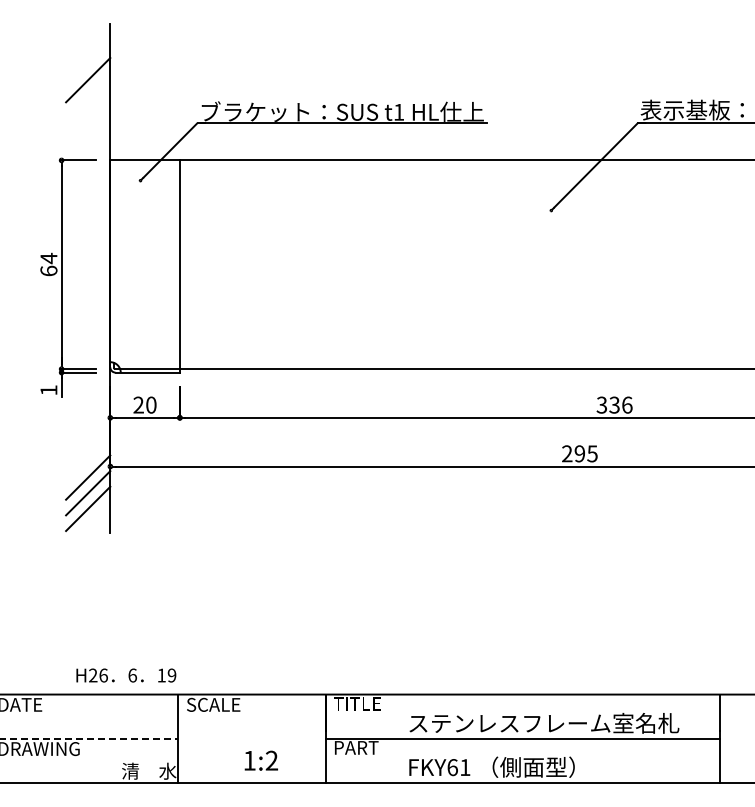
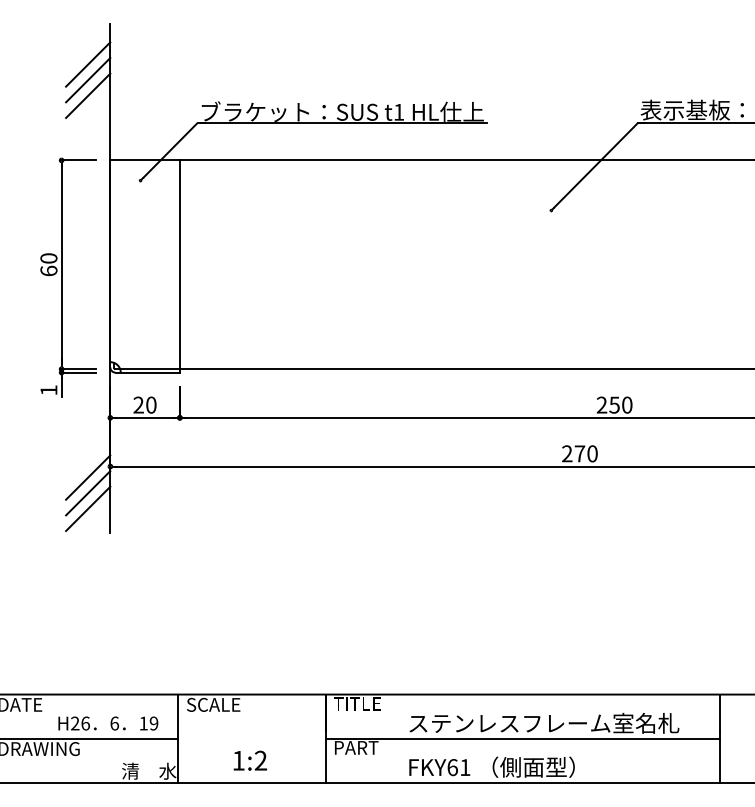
line: none -> present (88, 64)
line: none -> present (88, 95)
text: 64 -> 60 (48, 258)
text: 336 -> 250 (614, 404)
text: 295 -> 270 (585, 453)
text position: (126, 675) -> (108, 723) (108, 723)
line: dashed -> solid (89, 738)
text position: (260, 760) -> (249, 760) (249, 760)
